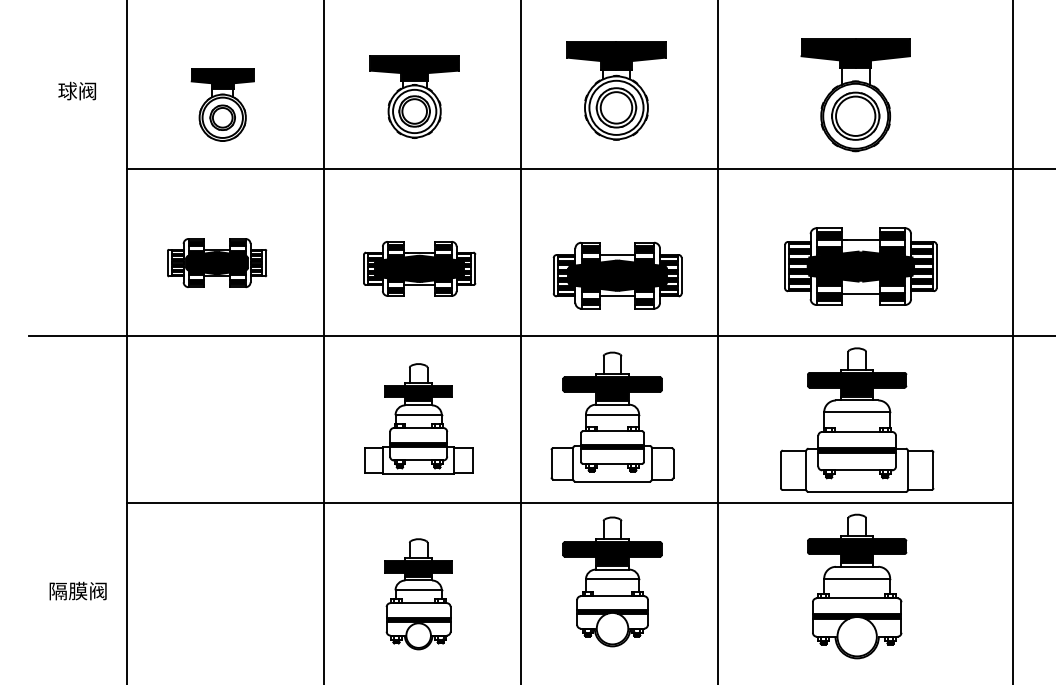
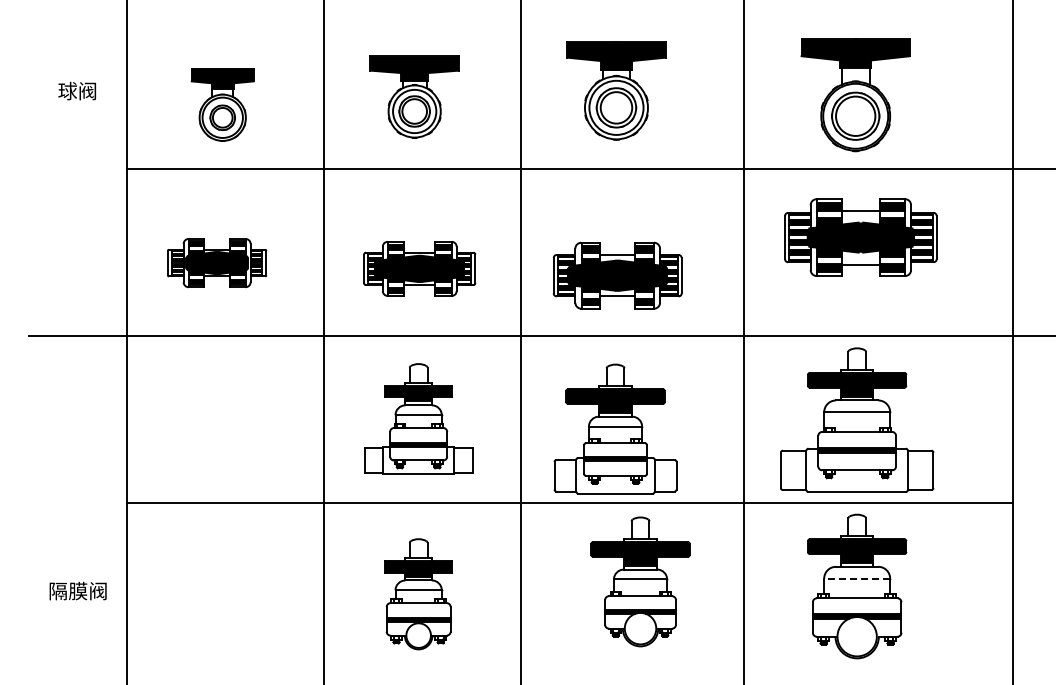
part position: (860, 266) -> (860, 237) (860, 237)
line position: (717, 341) -> (743, 341) (743, 341)
part position: (612, 416) -> (615, 428) (615, 428)
line: solid -> dashed (857, 578)
part position: (612, 581) -> (640, 581) (640, 581)
